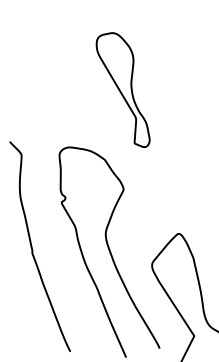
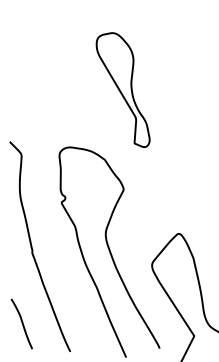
curve: none -> present (21, 323)
